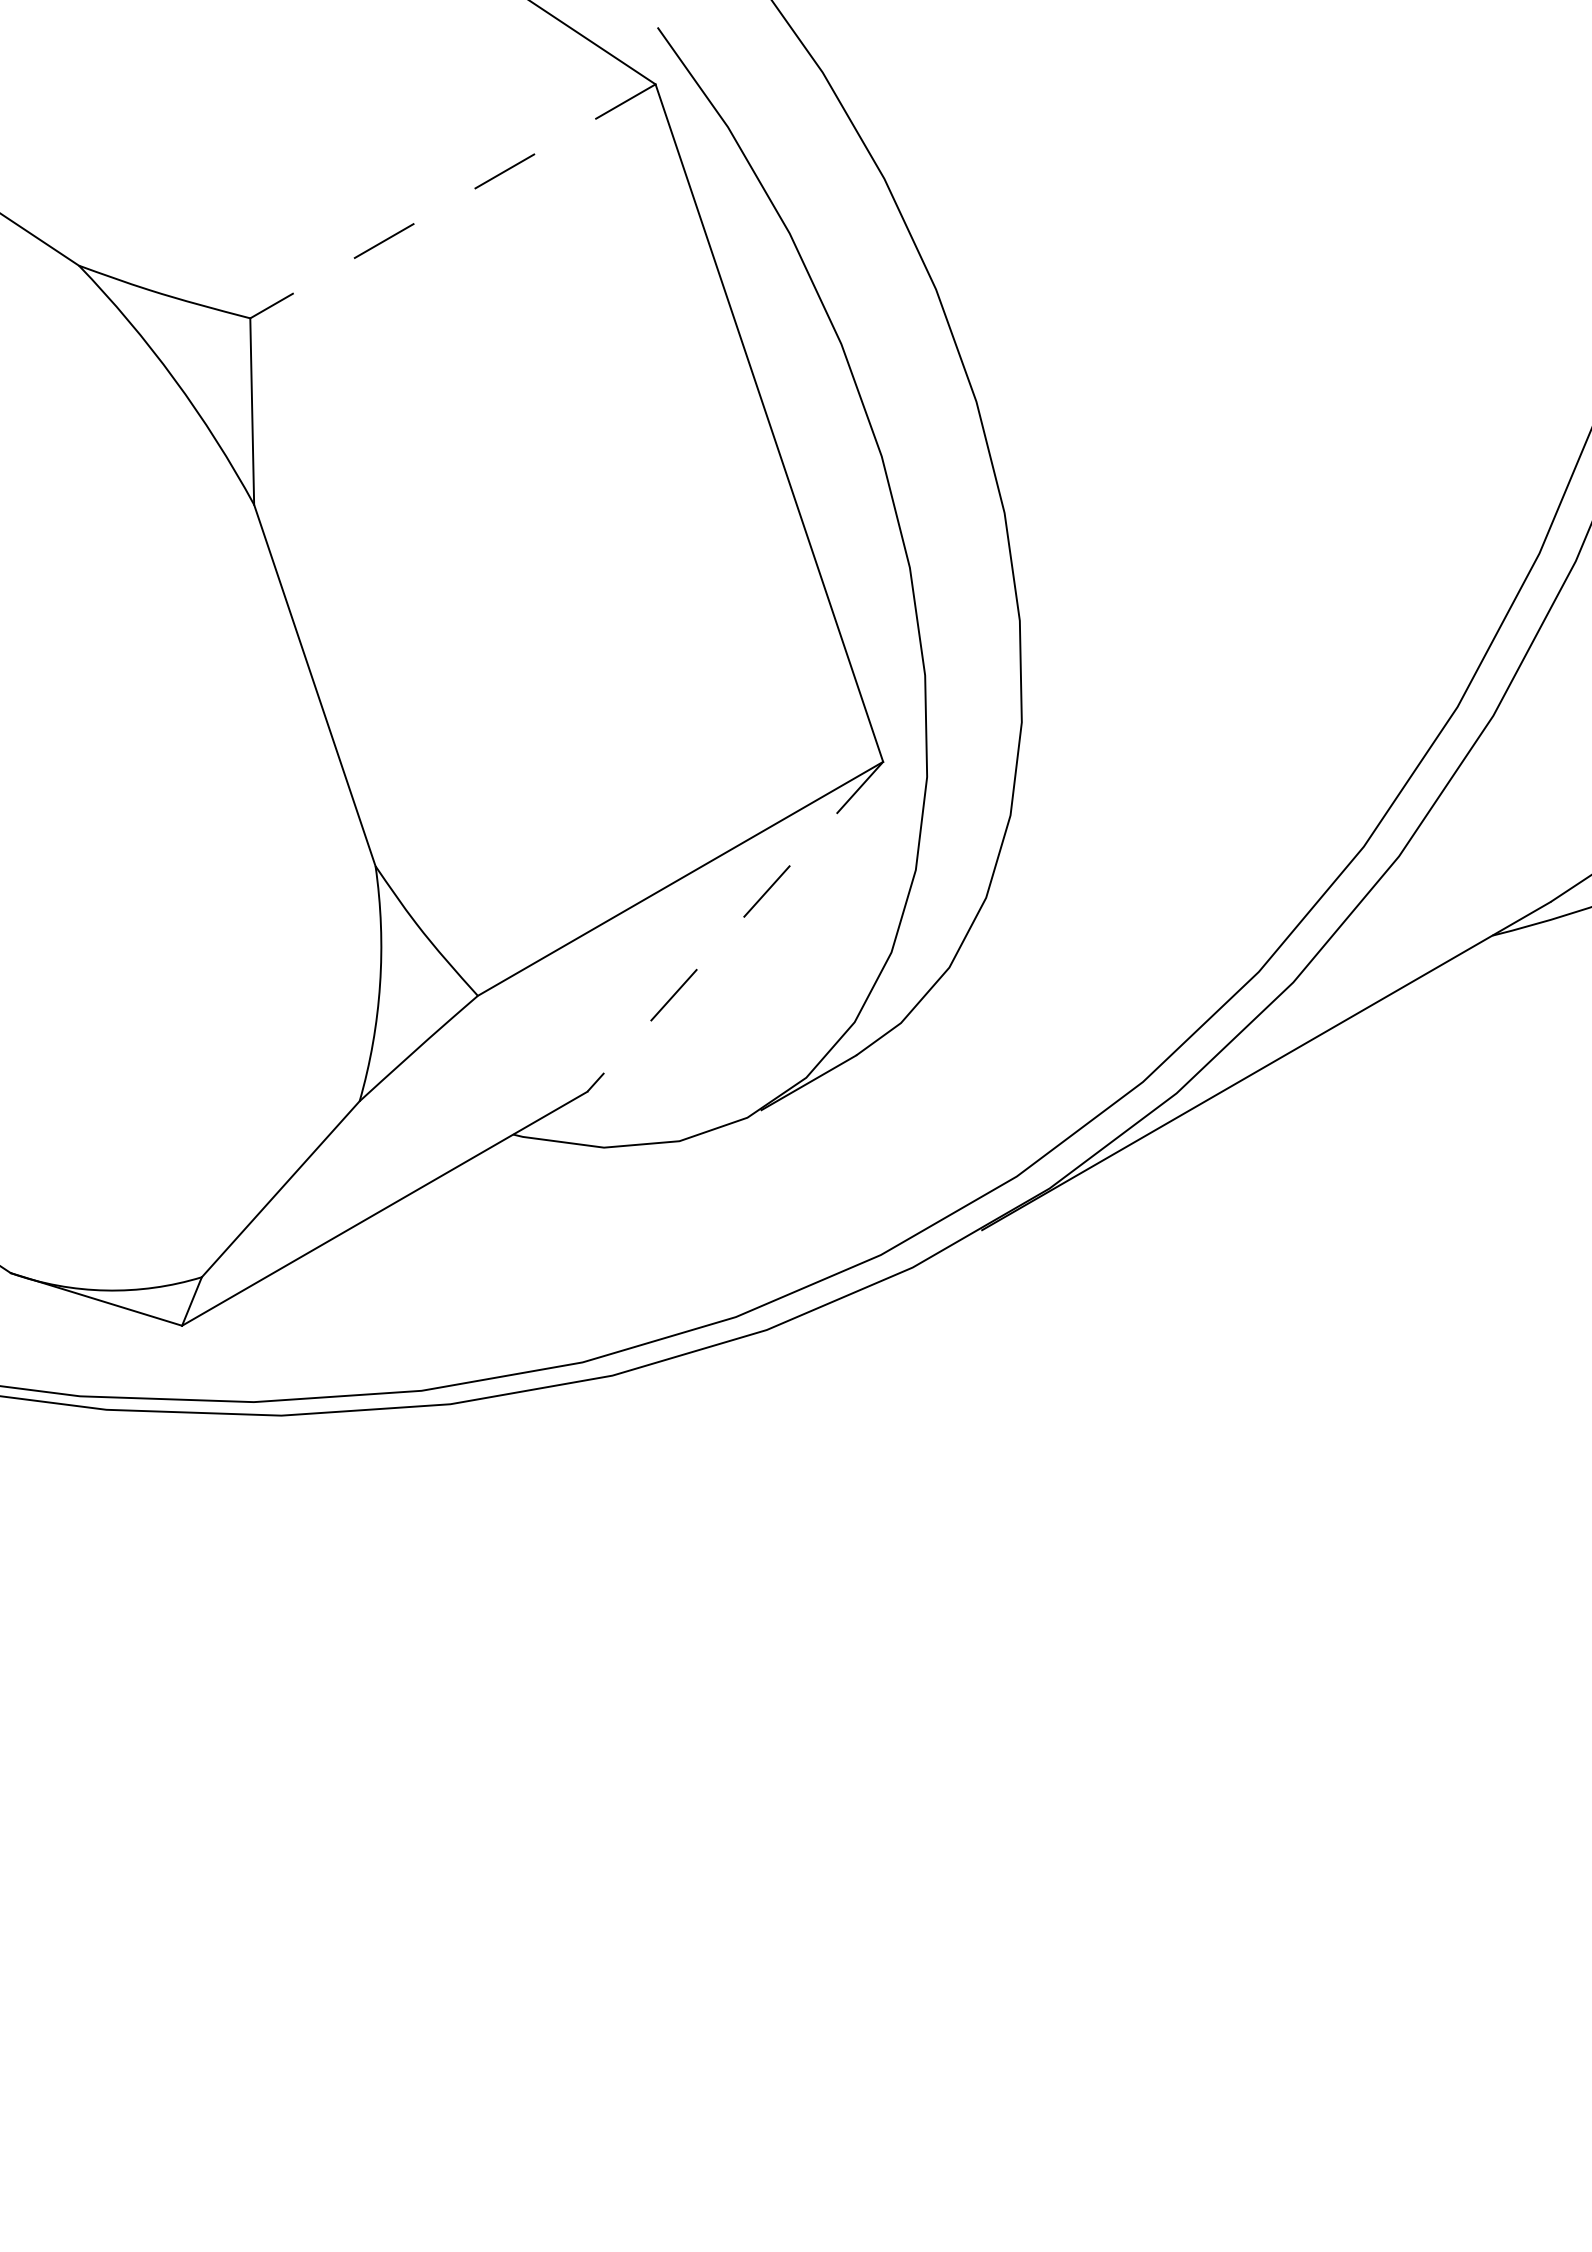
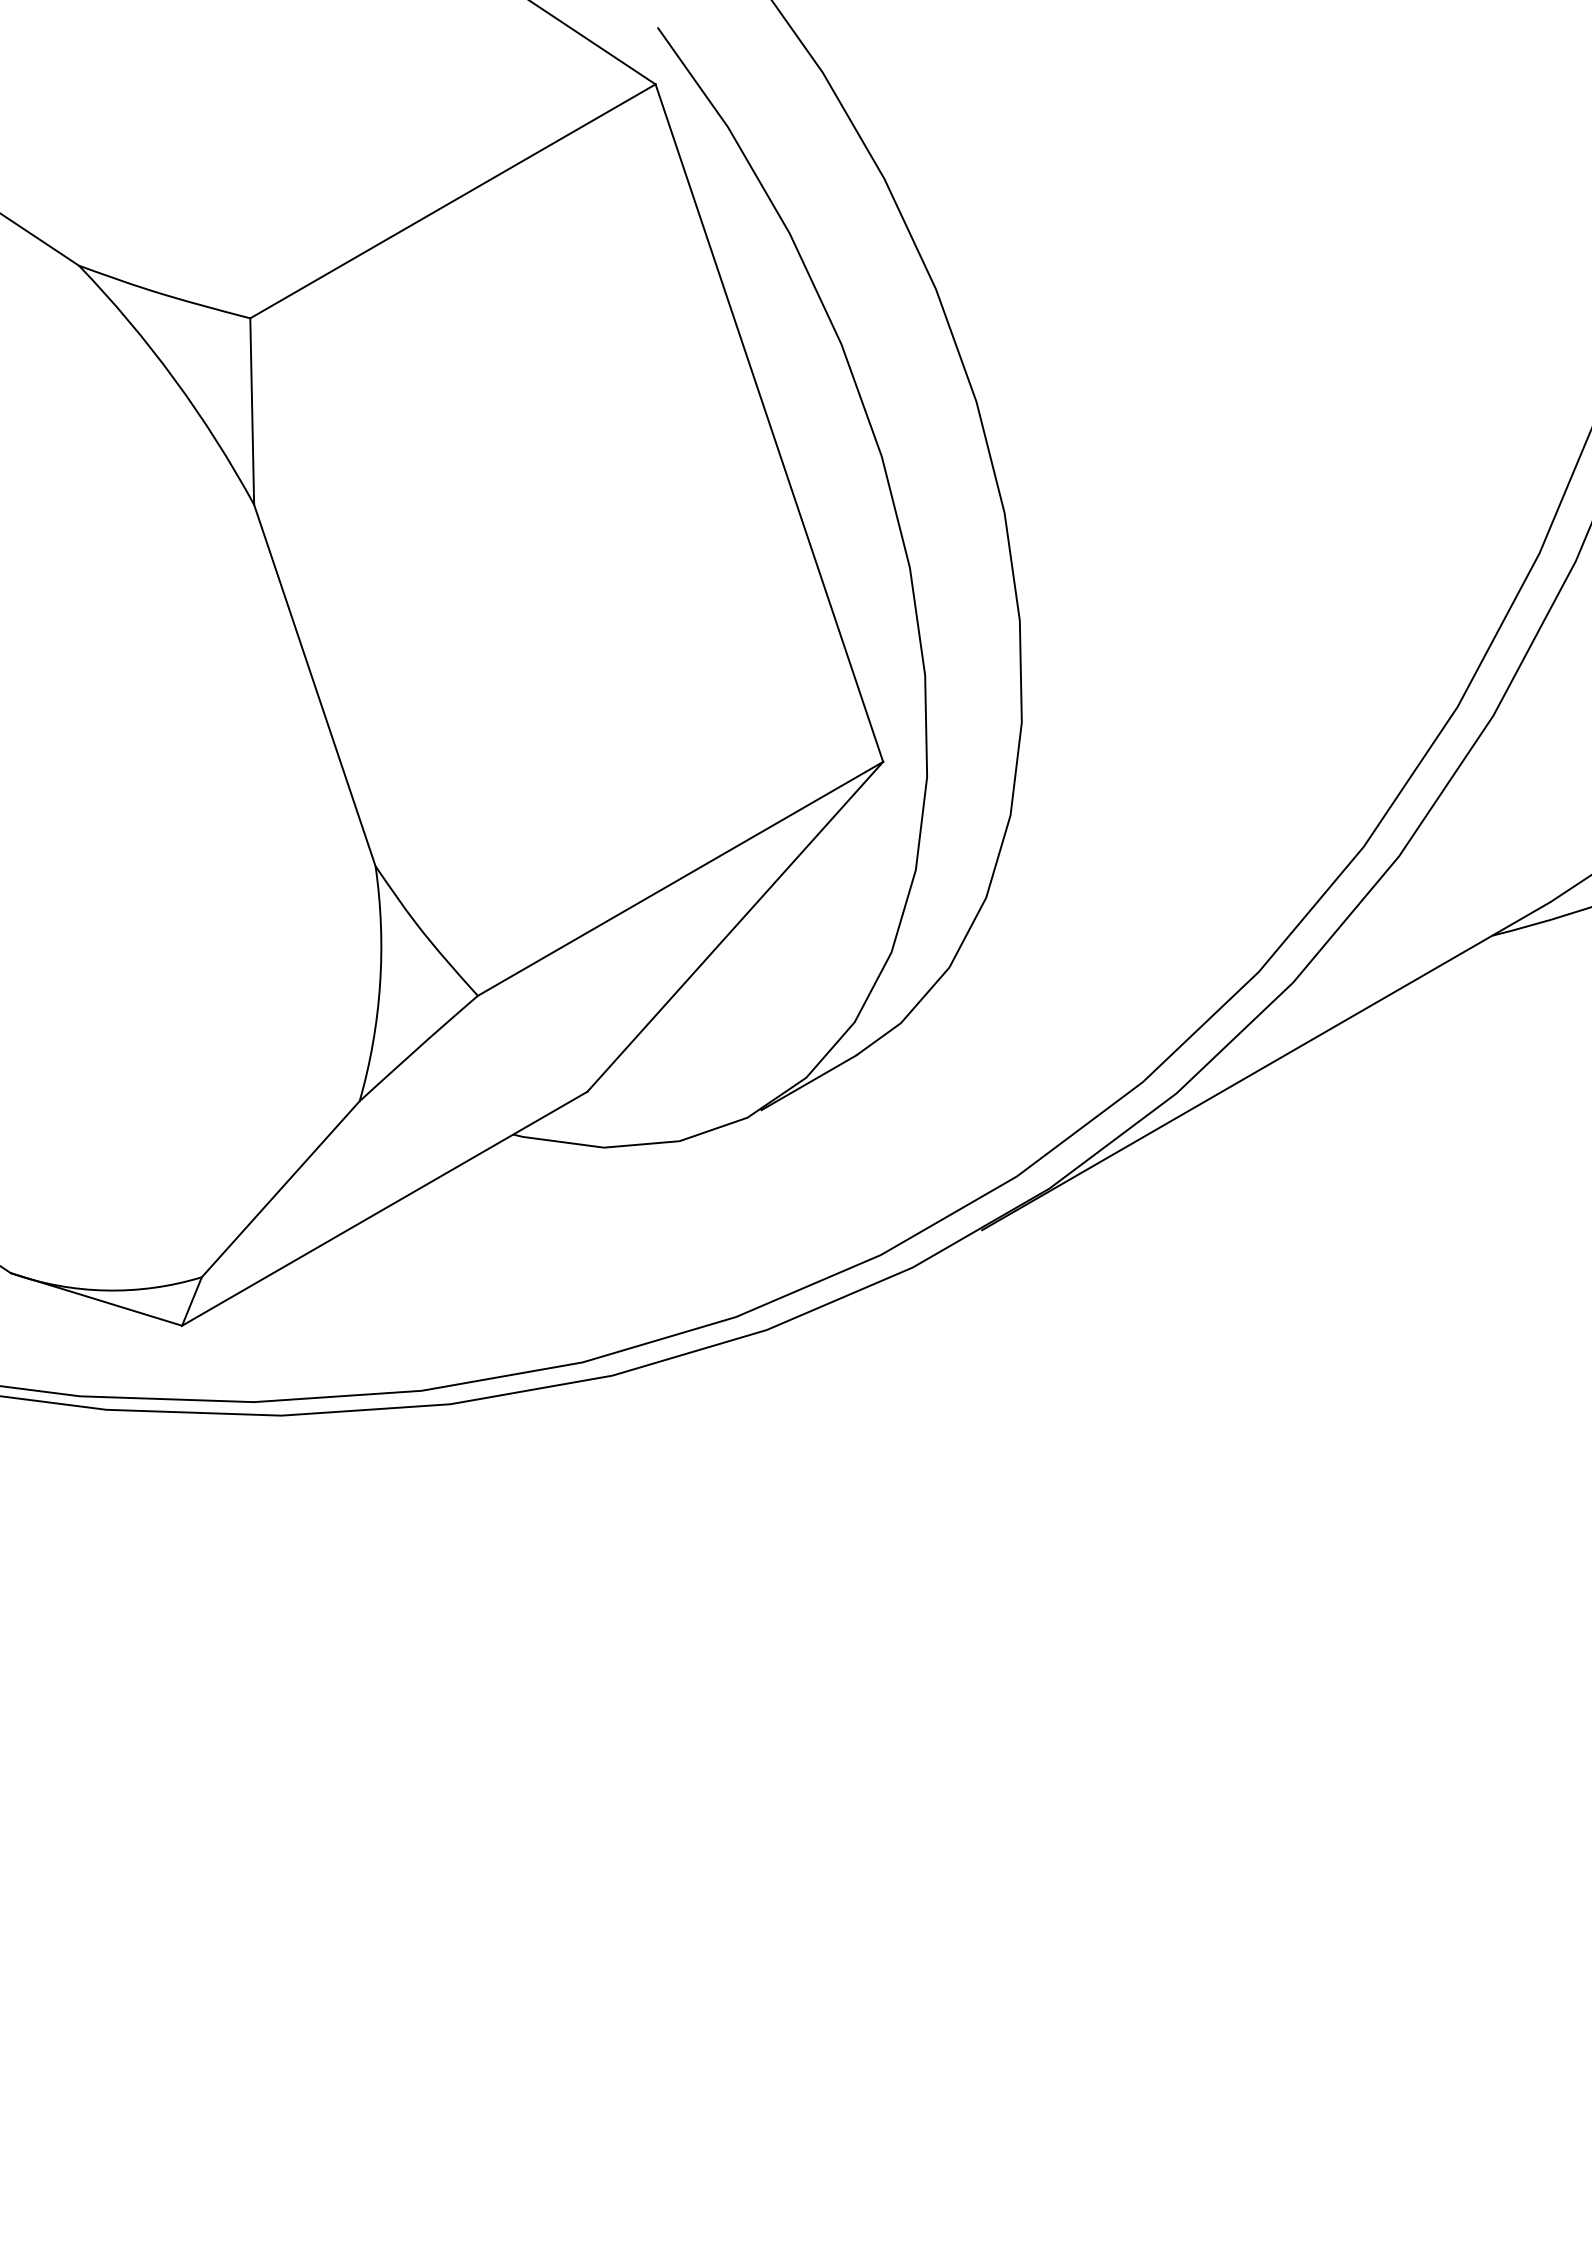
line: dashed -> solid (452, 201)
line: dashed -> solid (735, 926)
